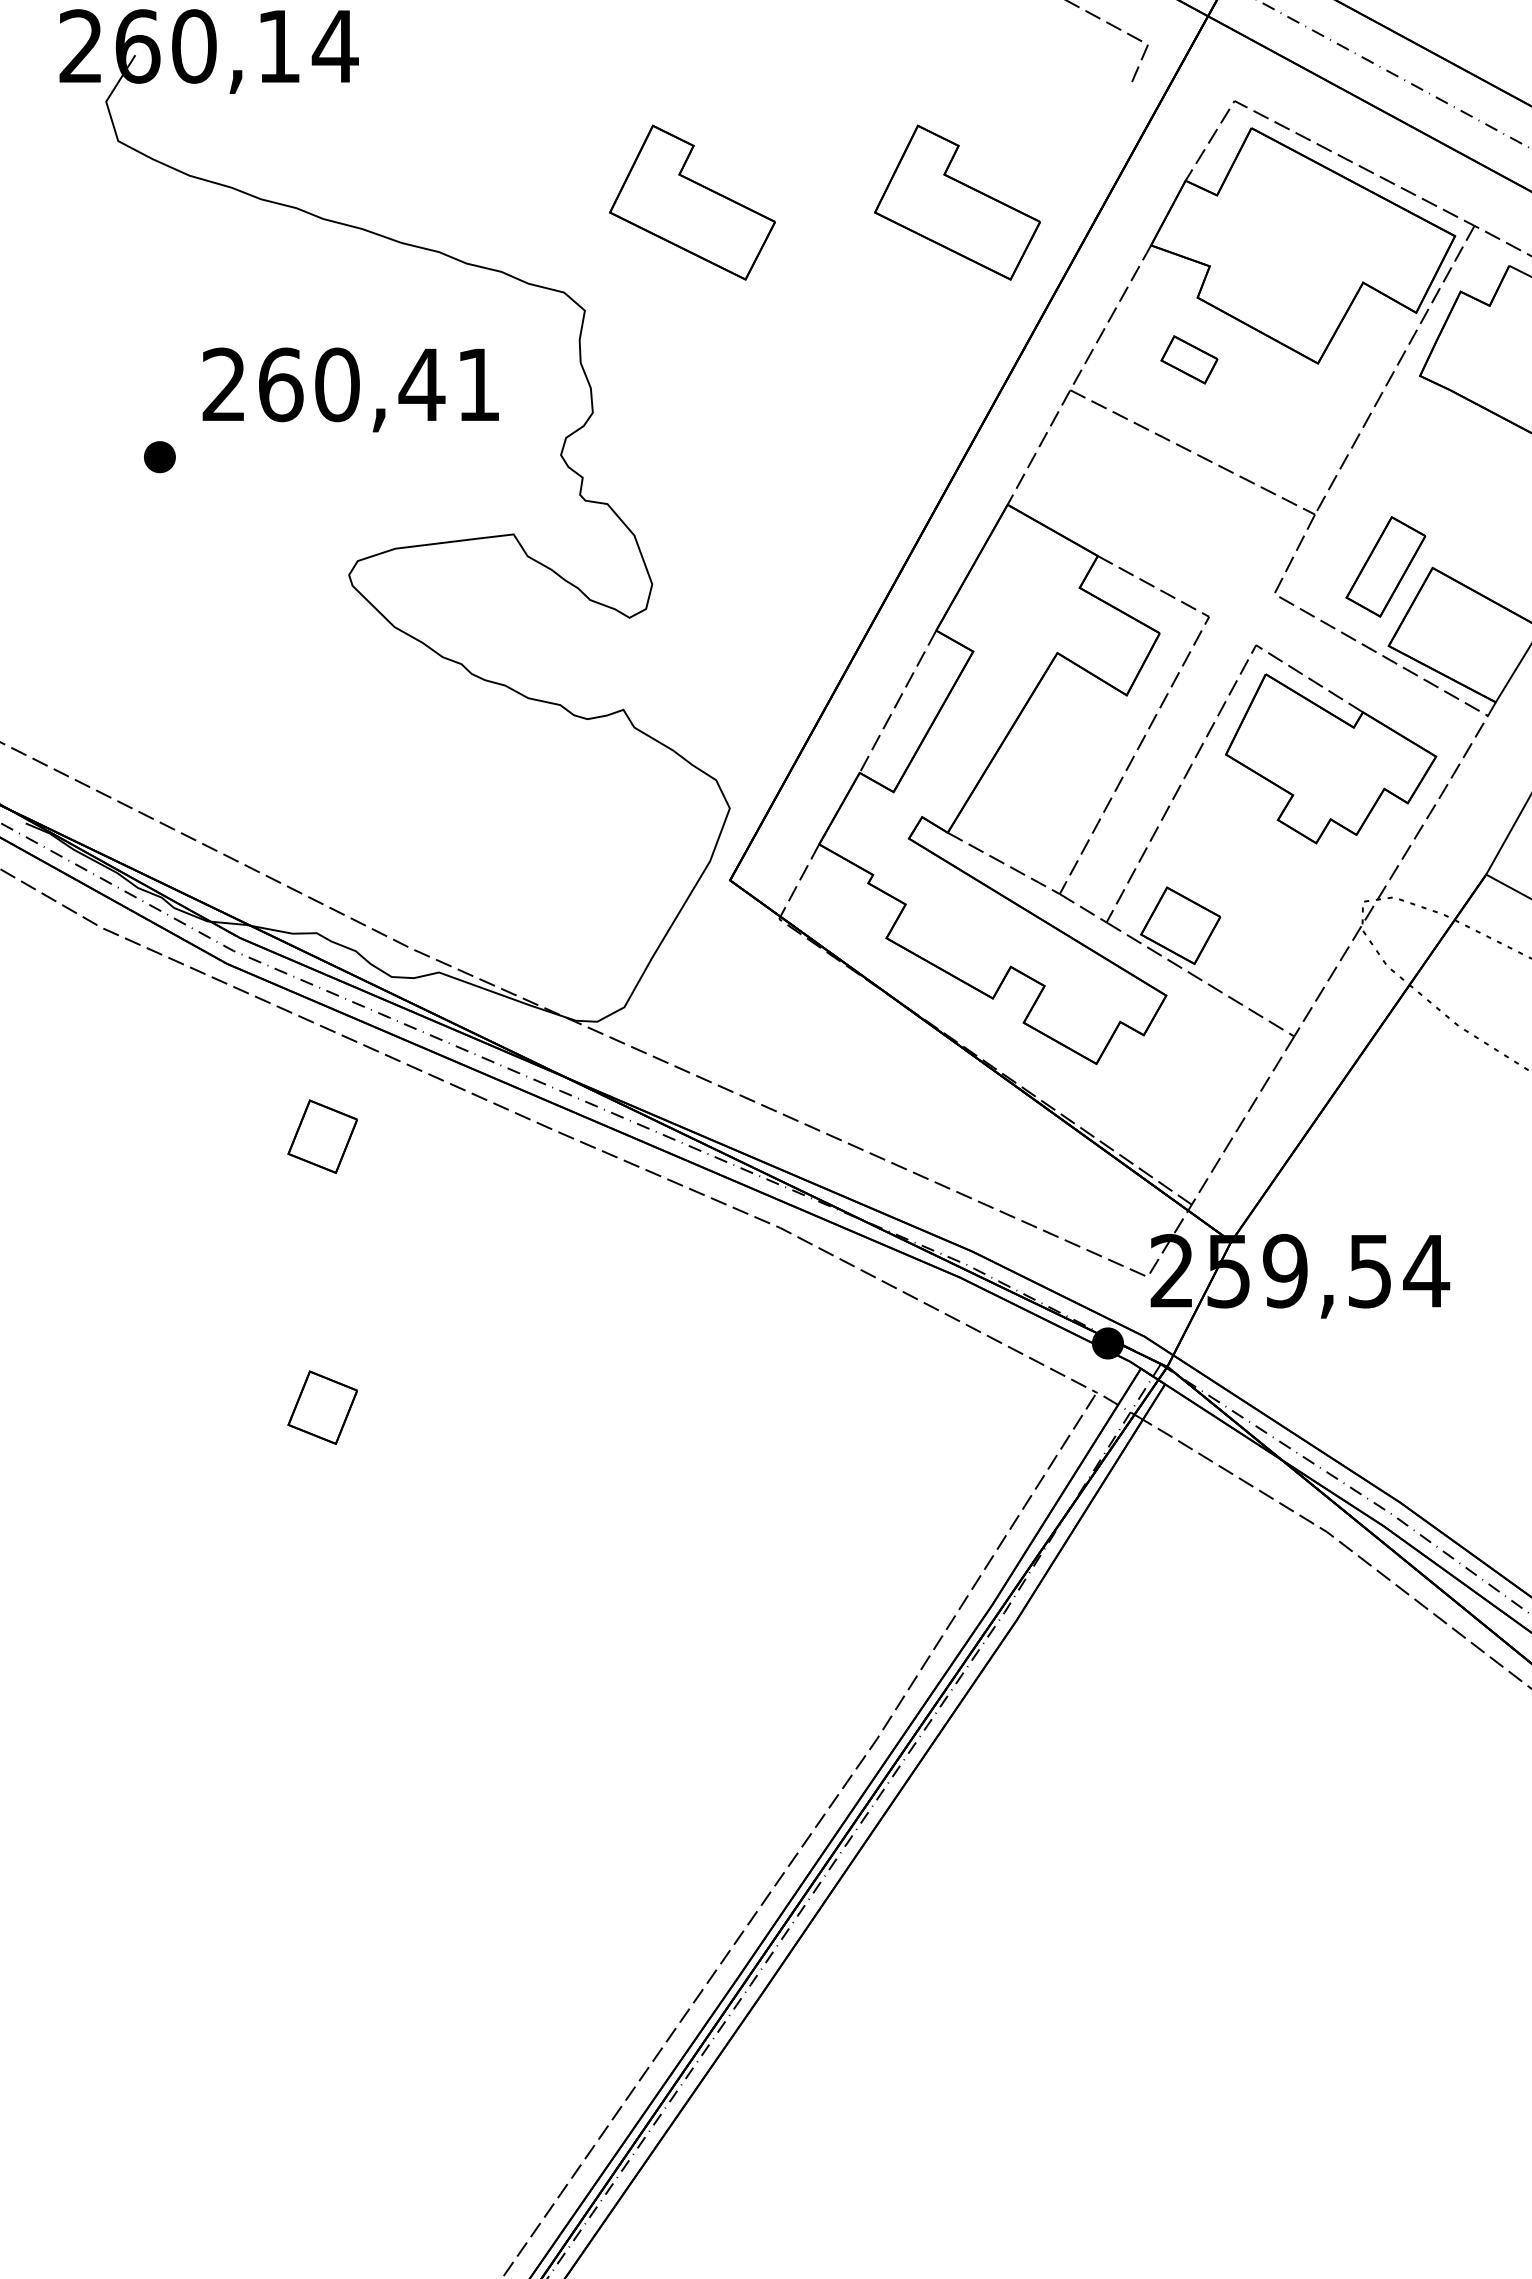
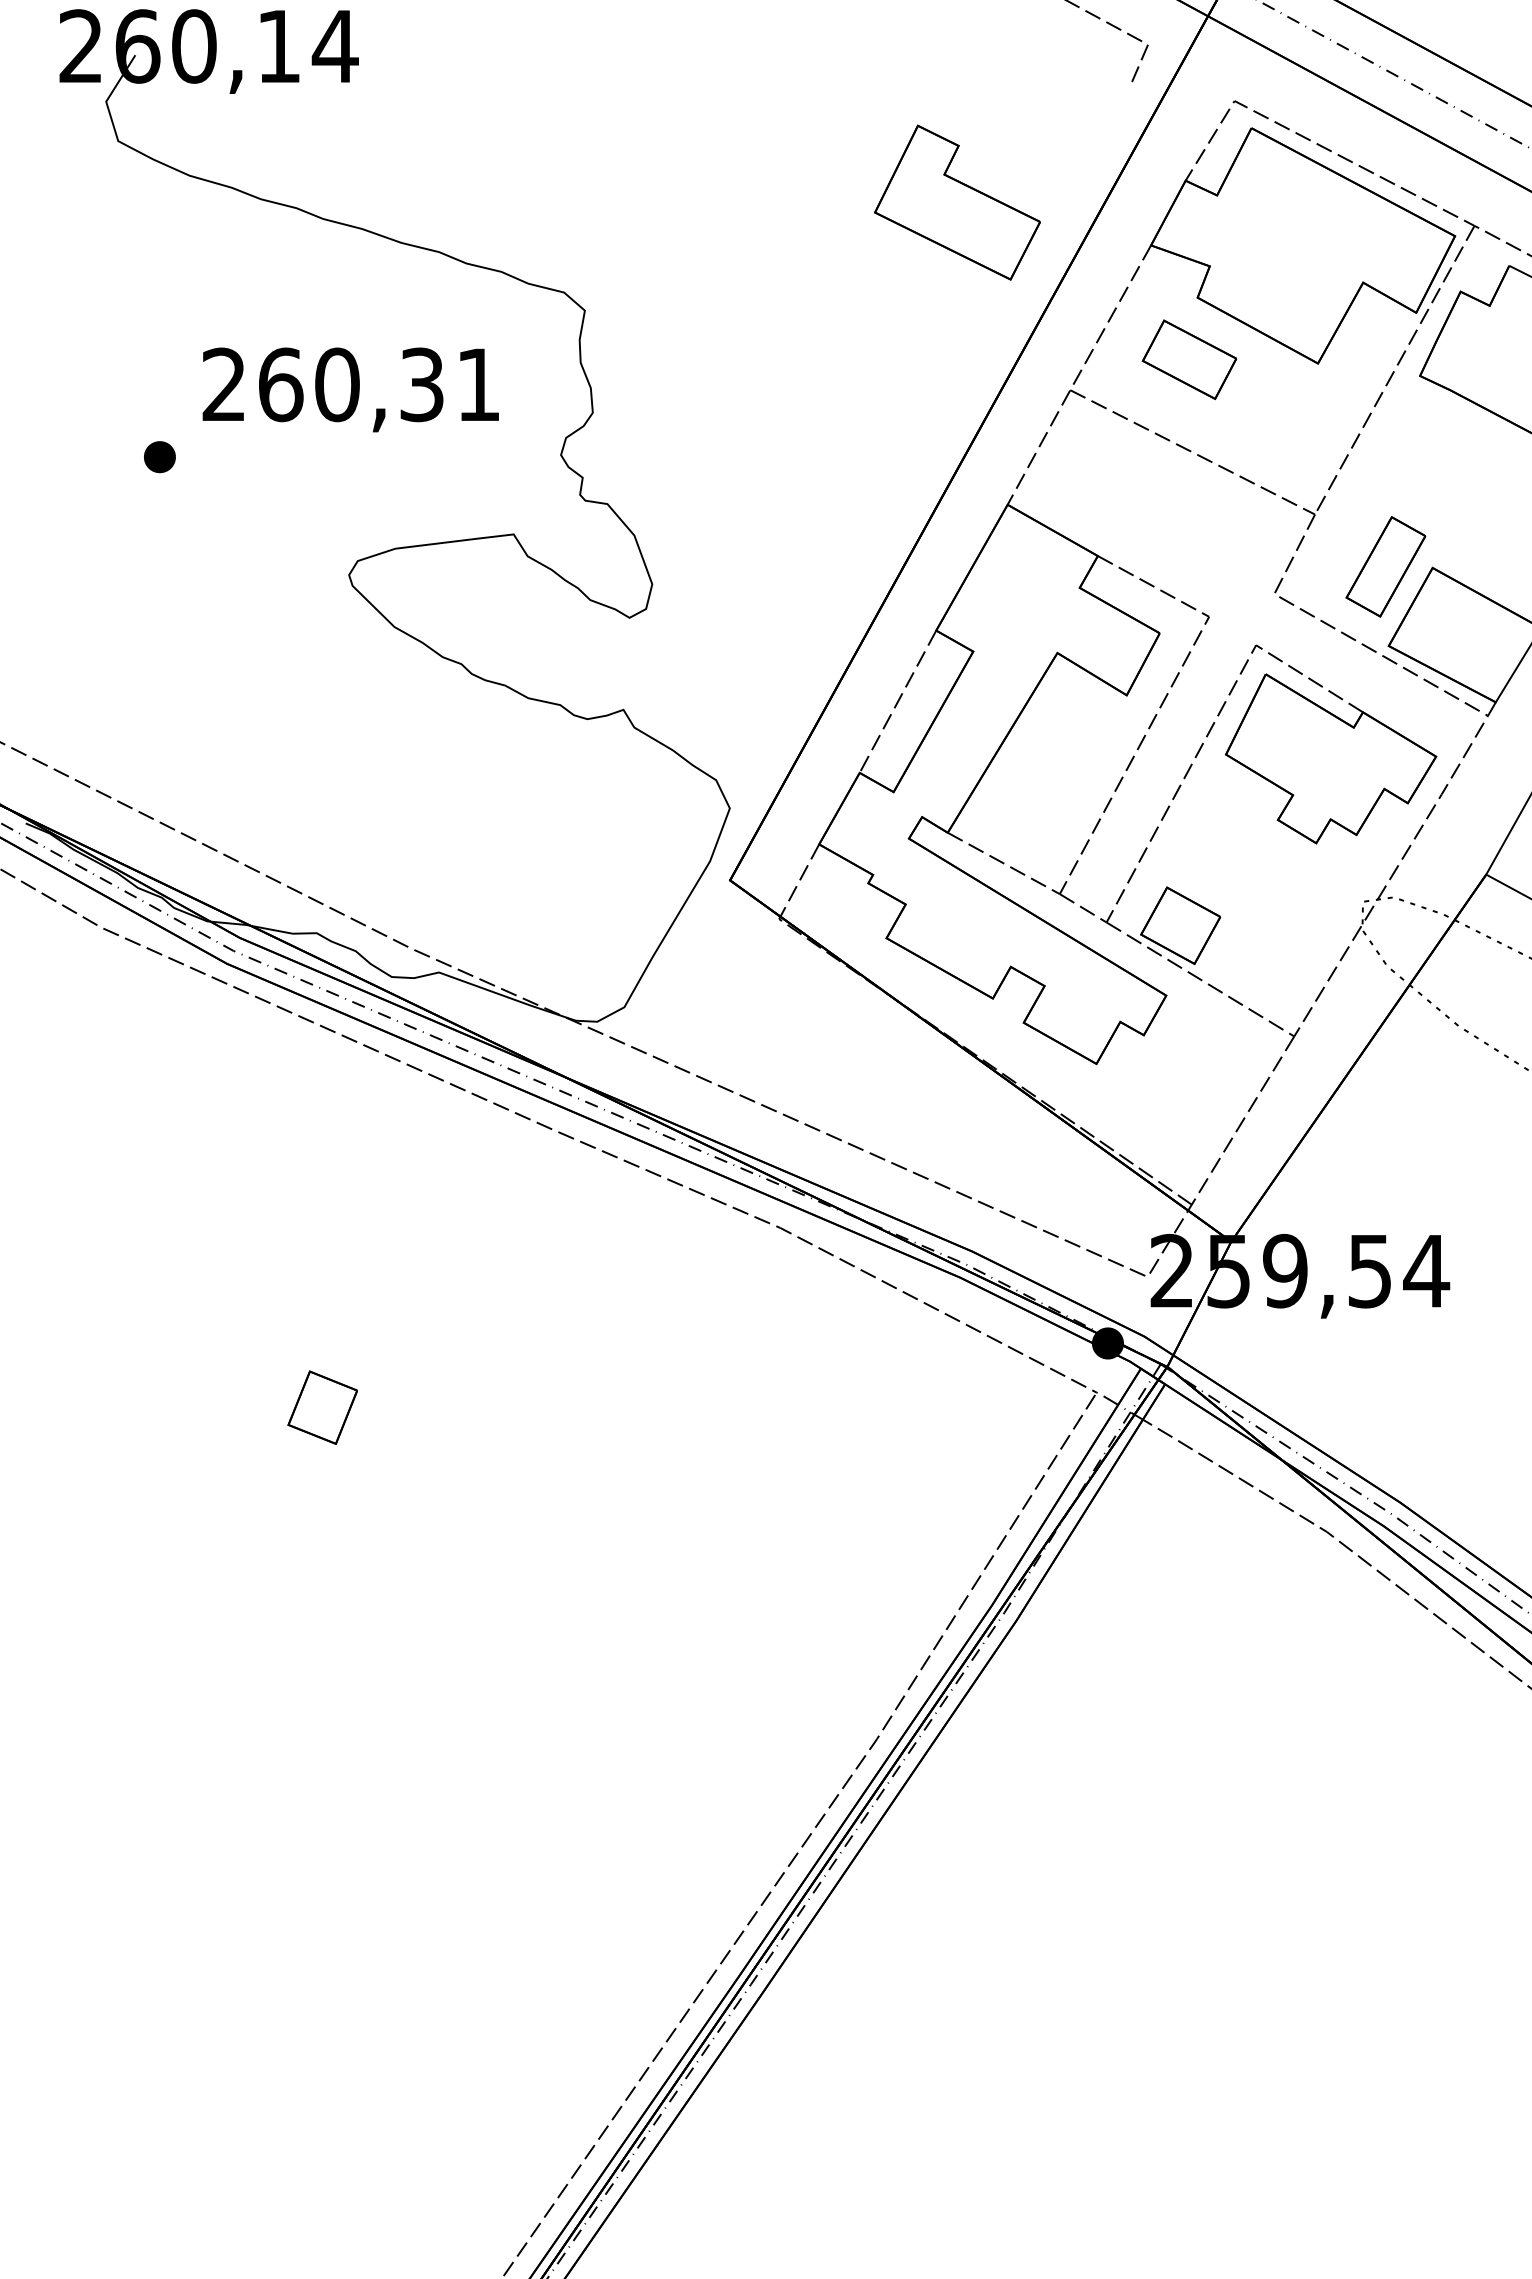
part: present -> none (692, 202)
part size: 59x50 px -> 97x82 px (1189, 359)
text: 260,41 -> 260,31 (421, 384)
part: present -> none (322, 1136)
